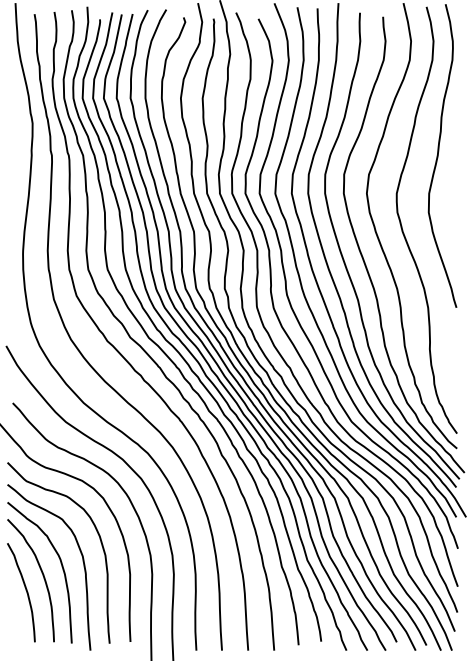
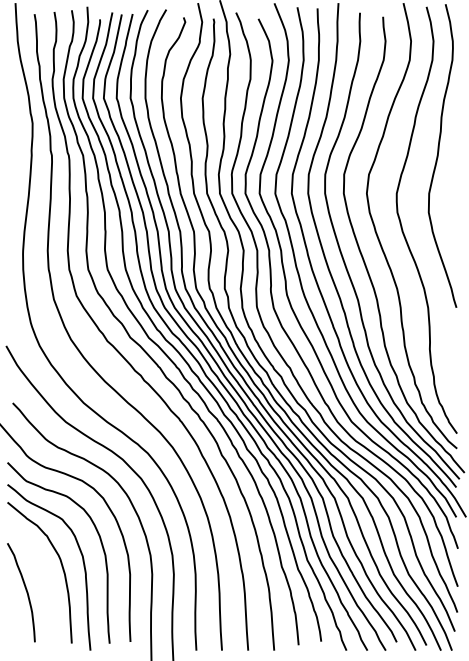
curve: present -> none (42, 575)
